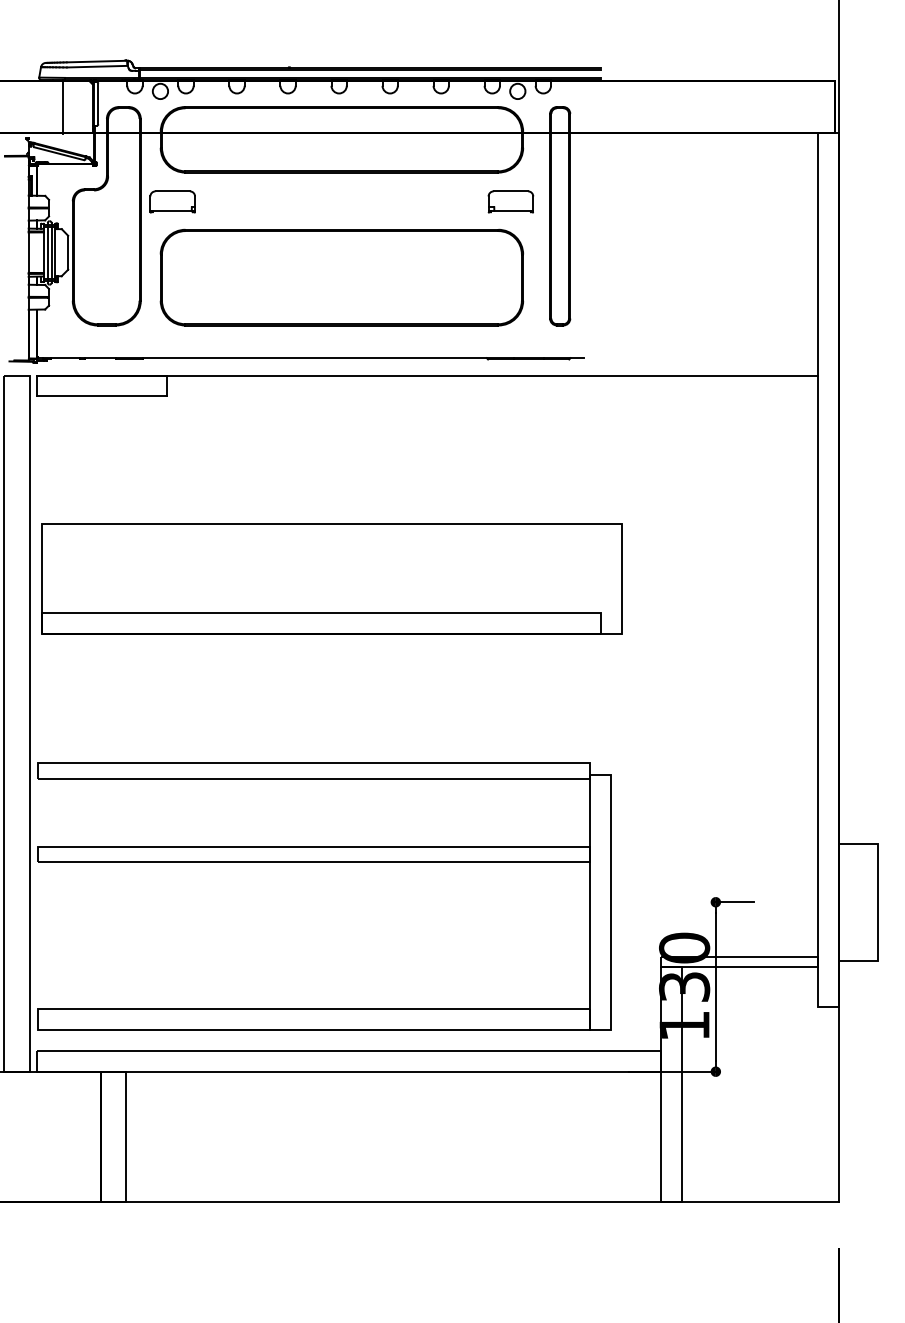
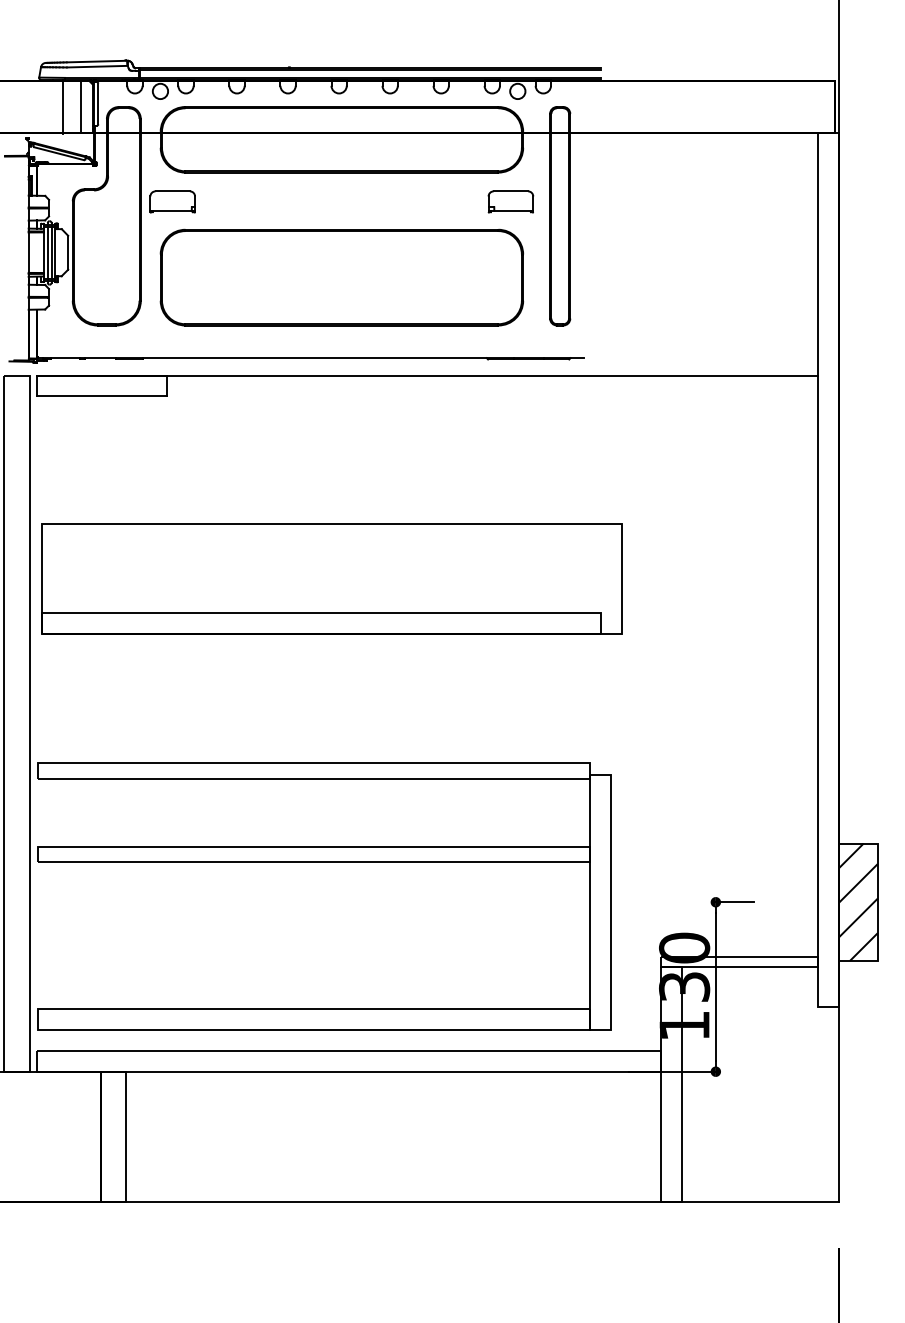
line: none -> present (81, 107)
hatch: none -> present (857, 901)
